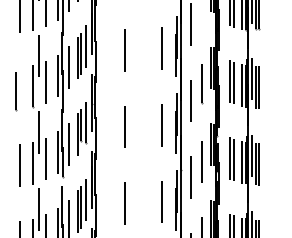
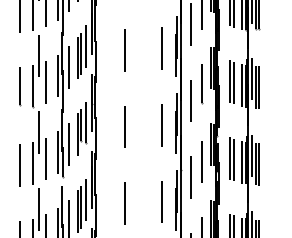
line: none -> present (202, 15)
line position: (16, 91) -> (20, 86) (20, 86)
